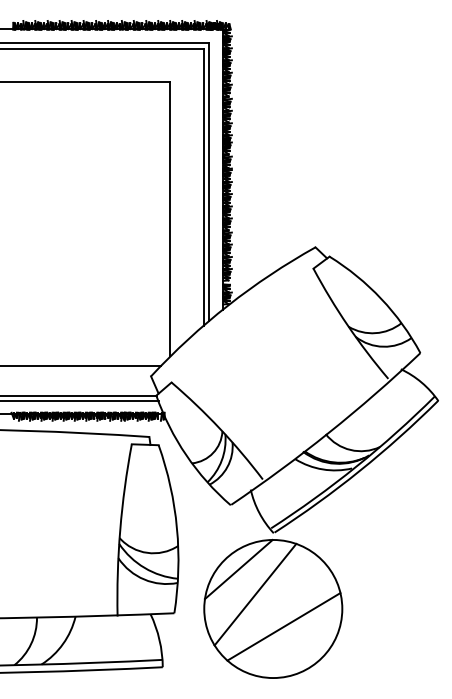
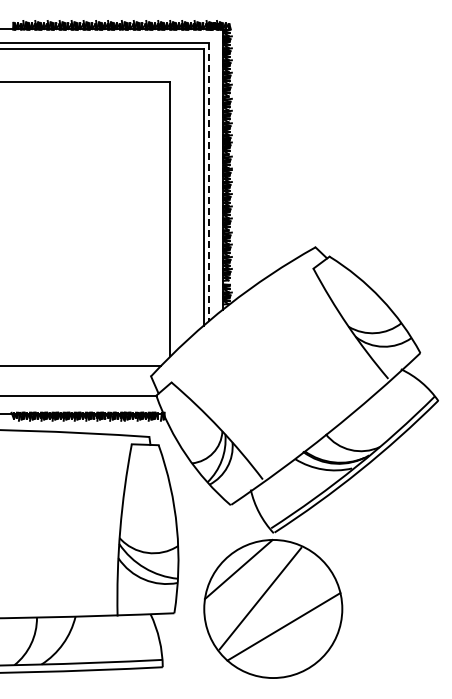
line: solid -> dashed (209, 182)
line: present -> none (80, 401)
line position: (255, 594) -> (260, 598) (260, 598)
